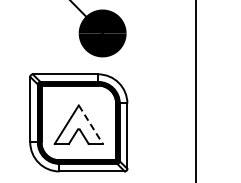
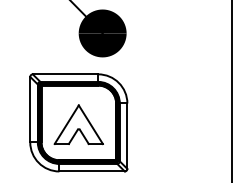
line position: (196, 90) -> (232, 90) (232, 90)
line: dashed -> solid (90, 124)
